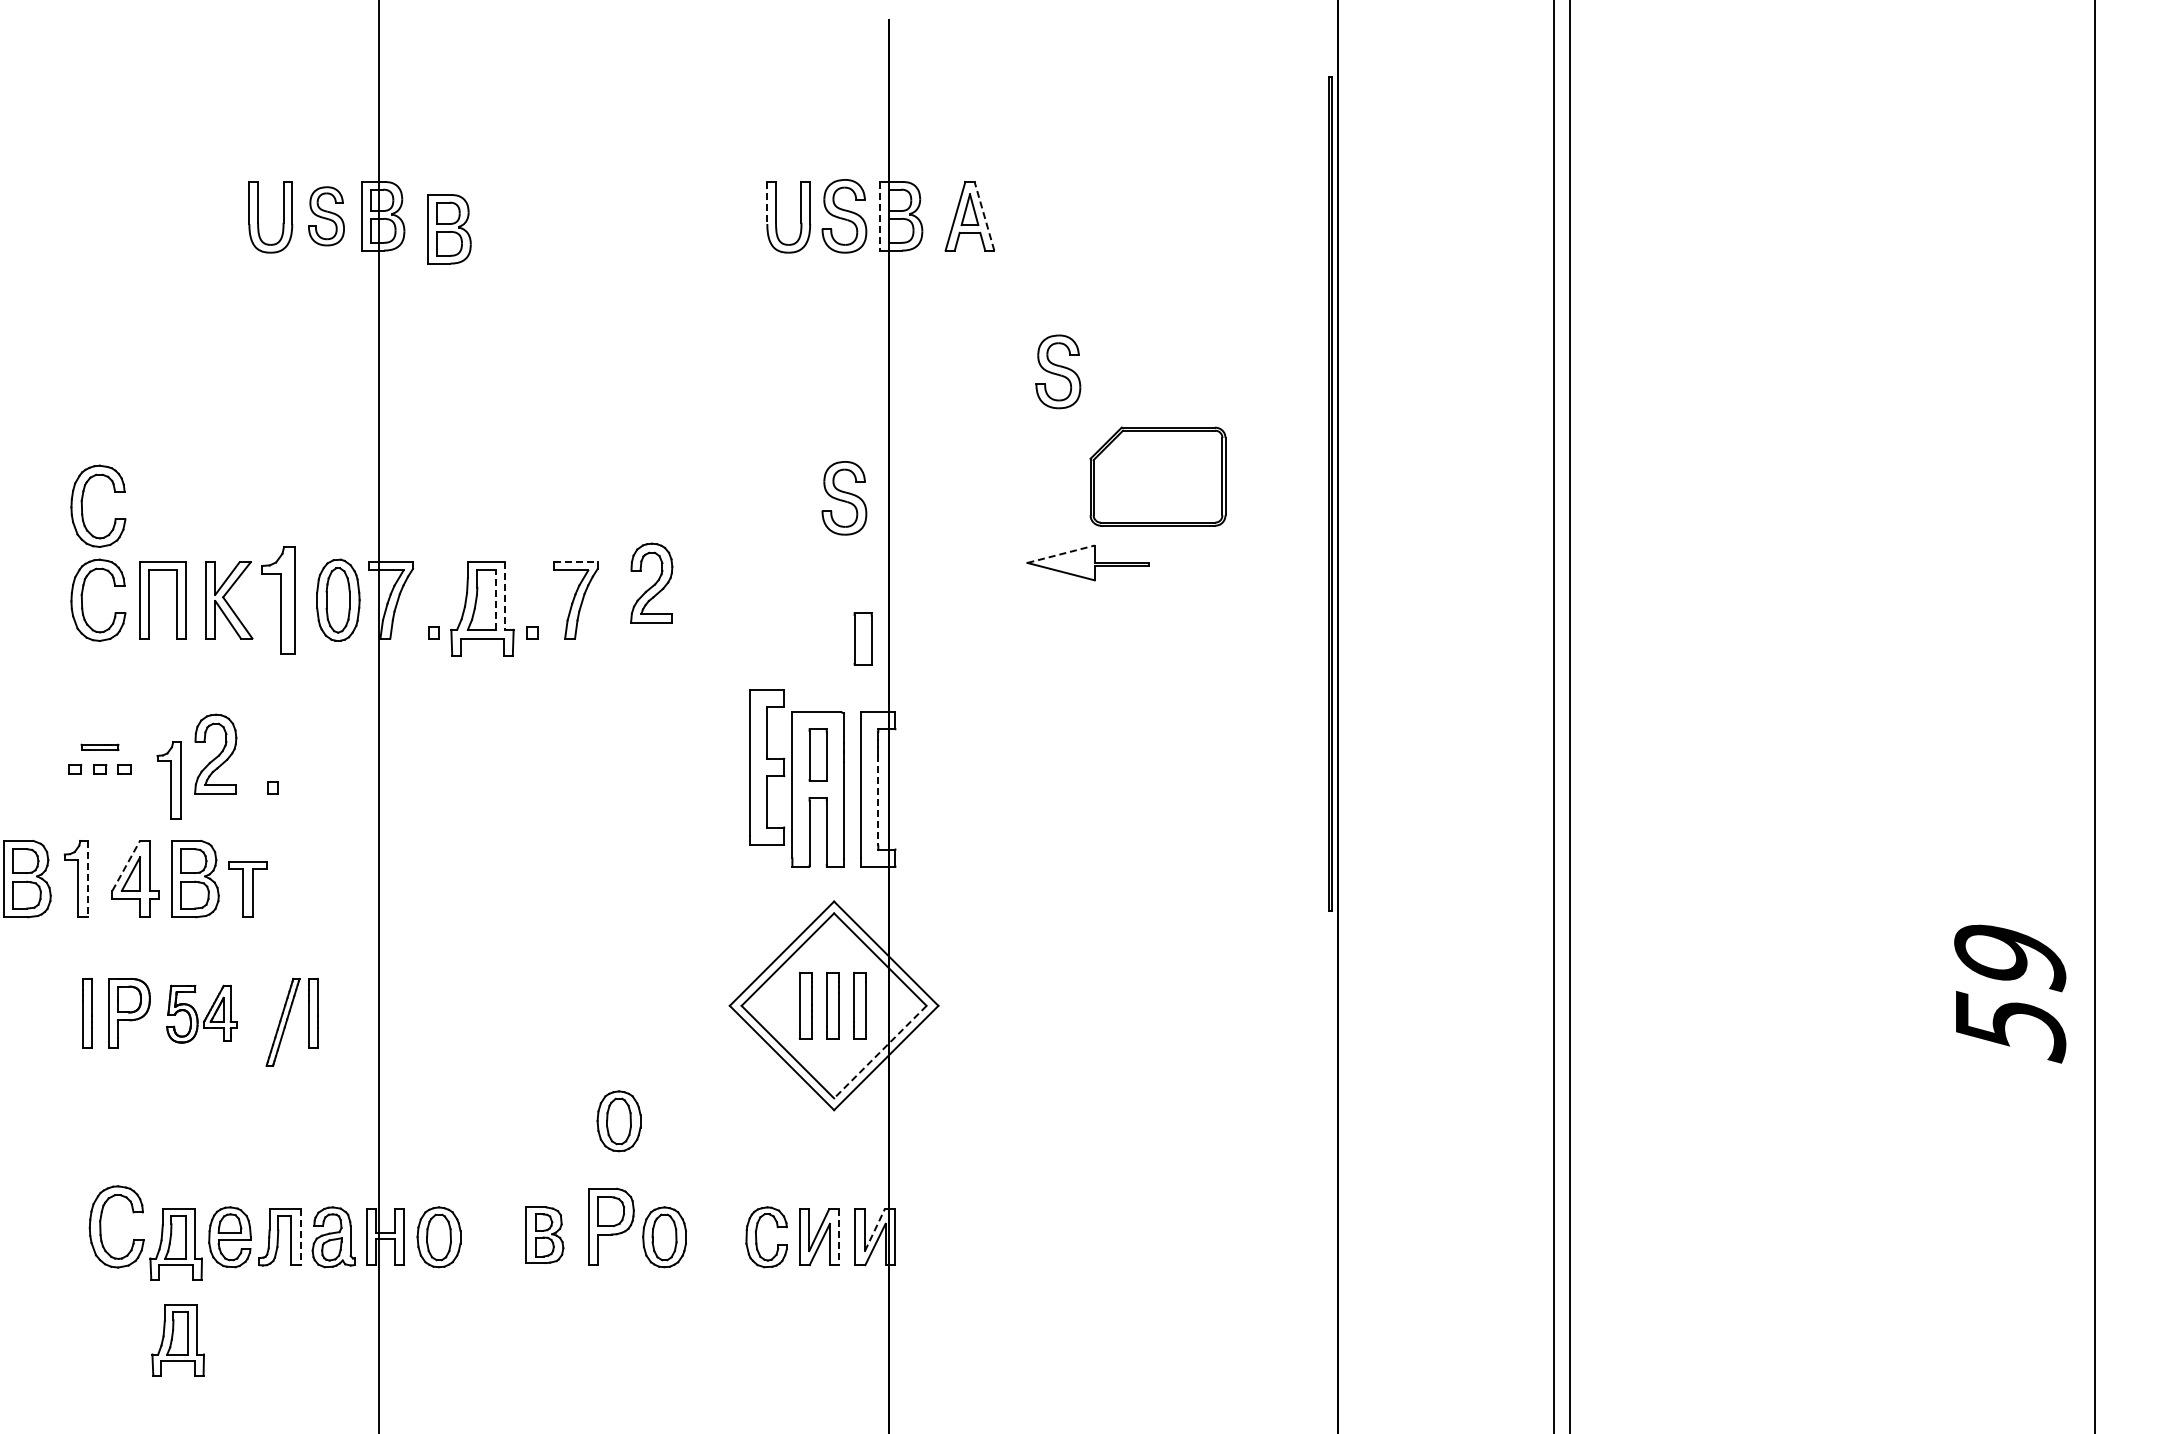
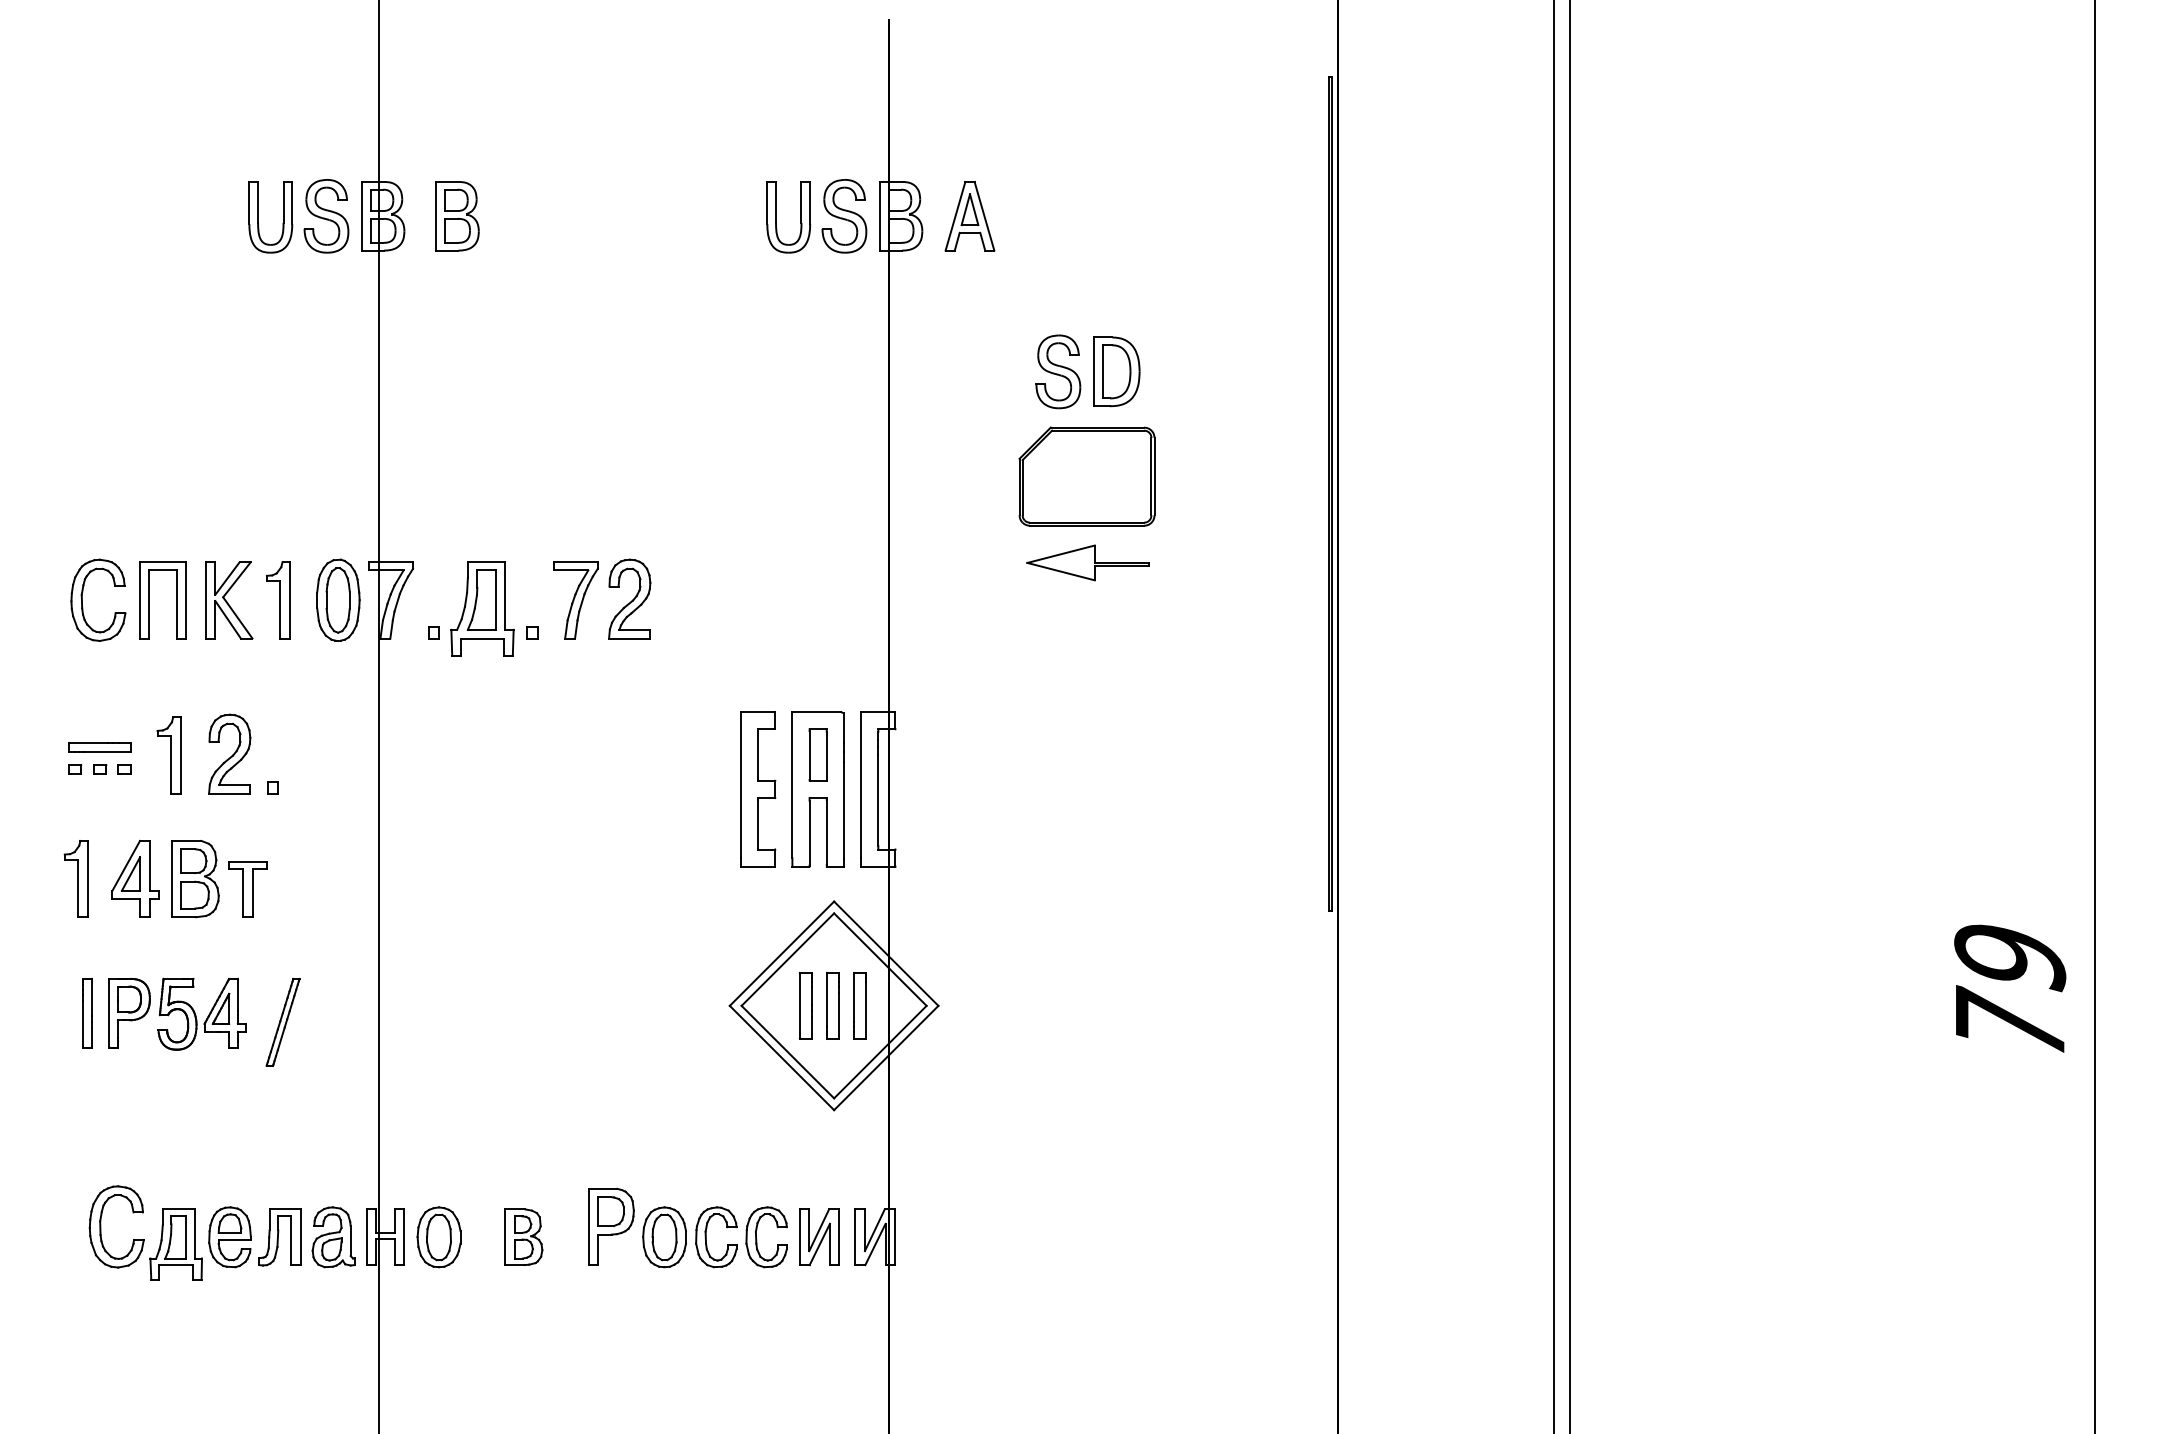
line: dashed -> solid (767, 203)
part size: 37x61 px -> 47x75 px (326, 216)
line: dashed -> solid (879, 216)
line: dashed -> solid (984, 216)
part position: (449, 229) -> (457, 216) (457, 216)
part: none -> present (1116, 371)
part position: (1157, 476) -> (1086, 476) (1086, 476)
part: present -> none (844, 498)
part: present -> none (82, 505)
line: dashed -> solid (1061, 554)
line: dashed -> solid (576, 562)
part position: (651, 582) -> (629, 598) (629, 598)
line: dashed -> solid (505, 596)
part size: 35x109 px -> 25x79 px (278, 600)
line: dashed -> solid (495, 600)
part: present -> none (862, 638)
part size: 40x8 px -> 64x11 px (99, 747)
part position: (215, 753) -> (229, 753) (229, 753)
part position: (767, 767) -> (758, 789) (758, 789)
part position: (168, 780) -> (168, 755) (168, 755)
line: dashed -> solid (878, 800)
line: dashed -> solid (126, 865)
part: present -> none (27, 879)
line: dashed -> solid (87, 879)
part size: 72x60 px -> 90x74 px (201, 1013)
part: present -> none (313, 1013)
text: 59 -> 79 (2011, 1024)
line: dashed -> solid (880, 1052)
part: present -> none (618, 1121)
line: dashed -> solid (875, 1229)
part position: (544, 1234) -> (523, 1236) (523, 1236)
line: dashed -> solid (300, 1237)
part: none -> present (706, 1237)
line: dashed -> solid (838, 1237)
part: present -> none (177, 1340)
